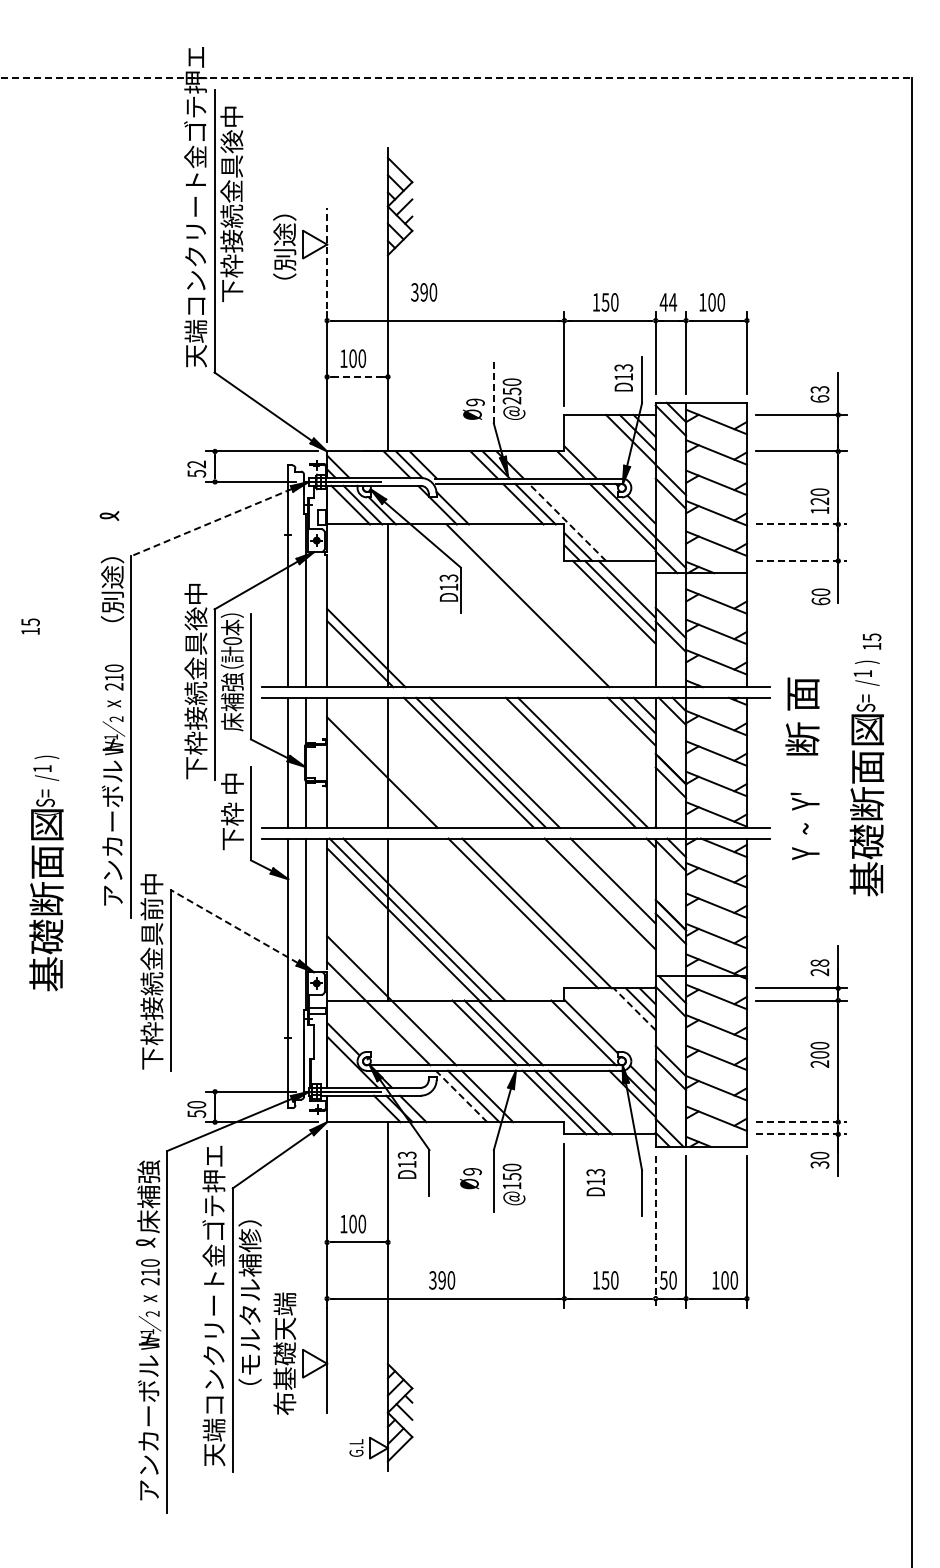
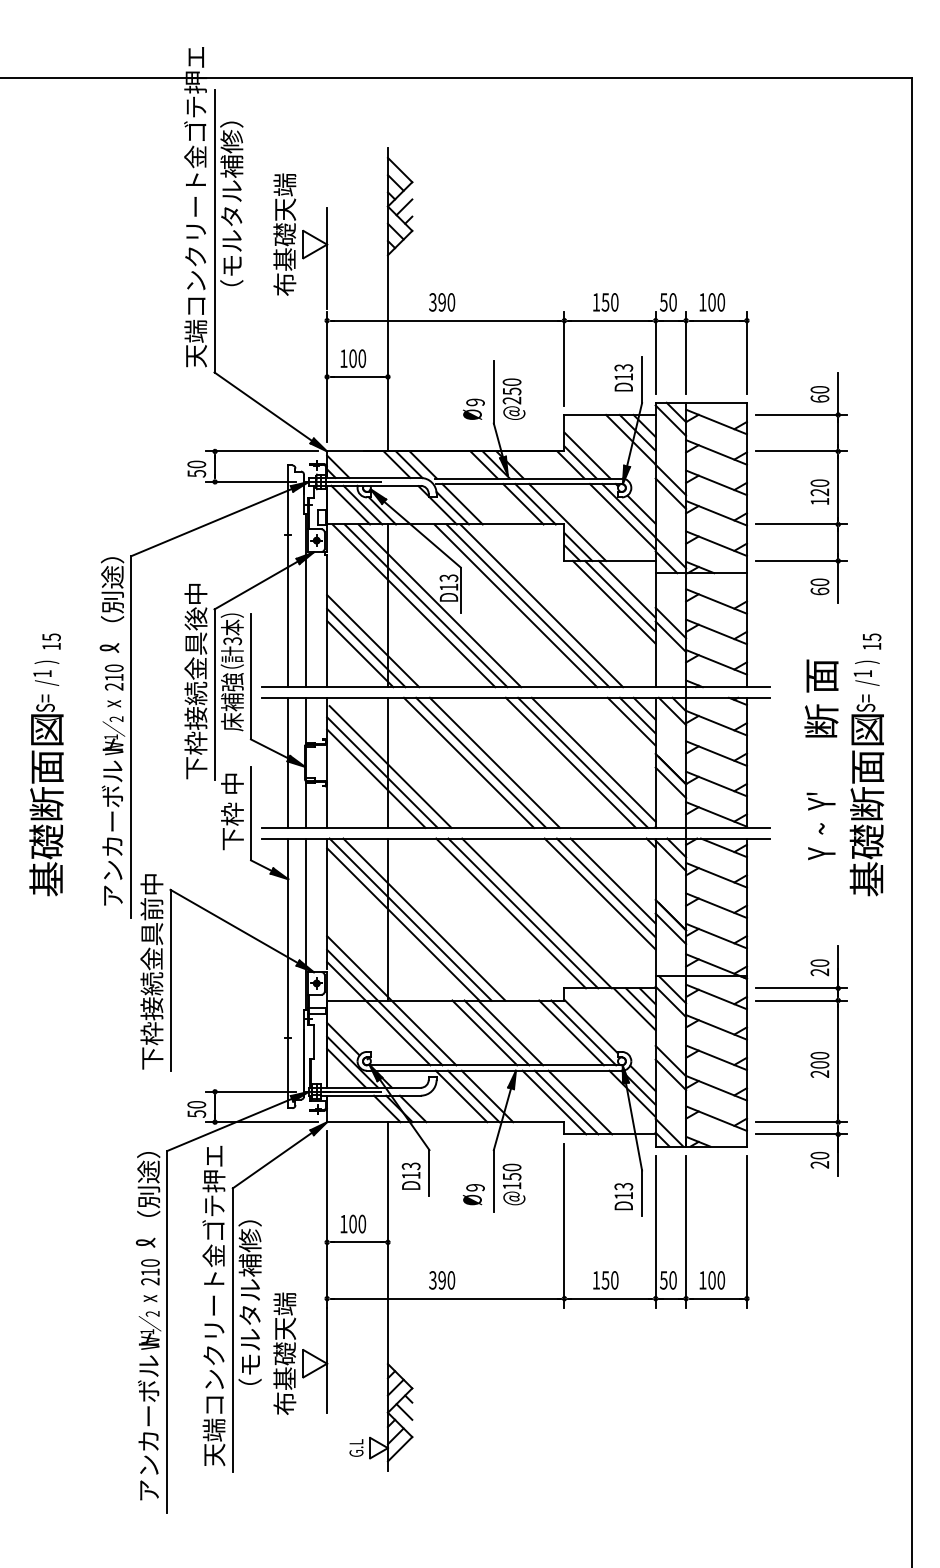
line: dashed -> solid (456, 78)
text: 下枠接続金具後中 -> （モルタル補修） (231, 204)
text: （別途） -> 布基礎天端 (284, 234)
line: dashed -> solid (327, 257)
text position: (424, 292) -> (442, 302) (442, 302)
text: 44 -> 50 (668, 302)
line: dashed -> solid (357, 376)
text: 63 -> 60 (819, 389)
line: dashed -> solid (493, 391)
line: none -> present (587, 455)
text: 52 -> 50 (196, 464)
text position: (819, 500) -> (819, 491) (819, 491)
line: none -> present (462, 504)
part position: (109, 515) -> (109, 647) (109, 647)
line: dashed -> solid (211, 522)
line: dashed -> solid (567, 522)
line: dashed -> solid (801, 524)
line: dashed -> solid (801, 560)
text position: (820, 596) -> (819, 586) (819, 586)
line: none -> present (413, 605)
line: none -> present (425, 605)
line: none -> present (439, 605)
line: none -> present (515, 605)
line: none -> present (541, 605)
text position: (30, 626) -> (51, 641) (51, 641)
text: 0 -> 3 (232, 641)
line: none -> present (373, 641)
text position: (802, 716) -> (821, 698) (821, 698)
line: none -> present (593, 759)
line: none -> present (390, 766)
line: none -> present (376, 778)
text position: (804, 826) -> (820, 826) (820, 826)
text position: (46, 873) -> (46, 778) (46, 778)
line: none -> present (605, 887)
line: none -> present (511, 913)
line: dashed -> solid (234, 926)
text: 28 -> 20 (819, 962)
line: none -> present (384, 1007)
line: dashed -> solid (634, 1009)
line: none -> present (571, 1032)
text position: (819, 1054) -> (819, 1064) (819, 1064)
line: none -> present (346, 1067)
line: dashed -> solid (461, 1096)
line: dashed -> solid (801, 1122)
line: dashed -> solid (801, 1134)
text position: (406, 1164) -> (410, 1175) (410, 1175)
text: 30 -> 20 (820, 1164)
text position: (470, 1178) -> (473, 1194) (473, 1194)
text position: (595, 1182) -> (623, 1196) (623, 1196)
text: 床補強 -> （別途） (148, 1192)
line: dashed -> solid (655, 1232)
text position: (724, 1280) -> (711, 1280) (711, 1280)
